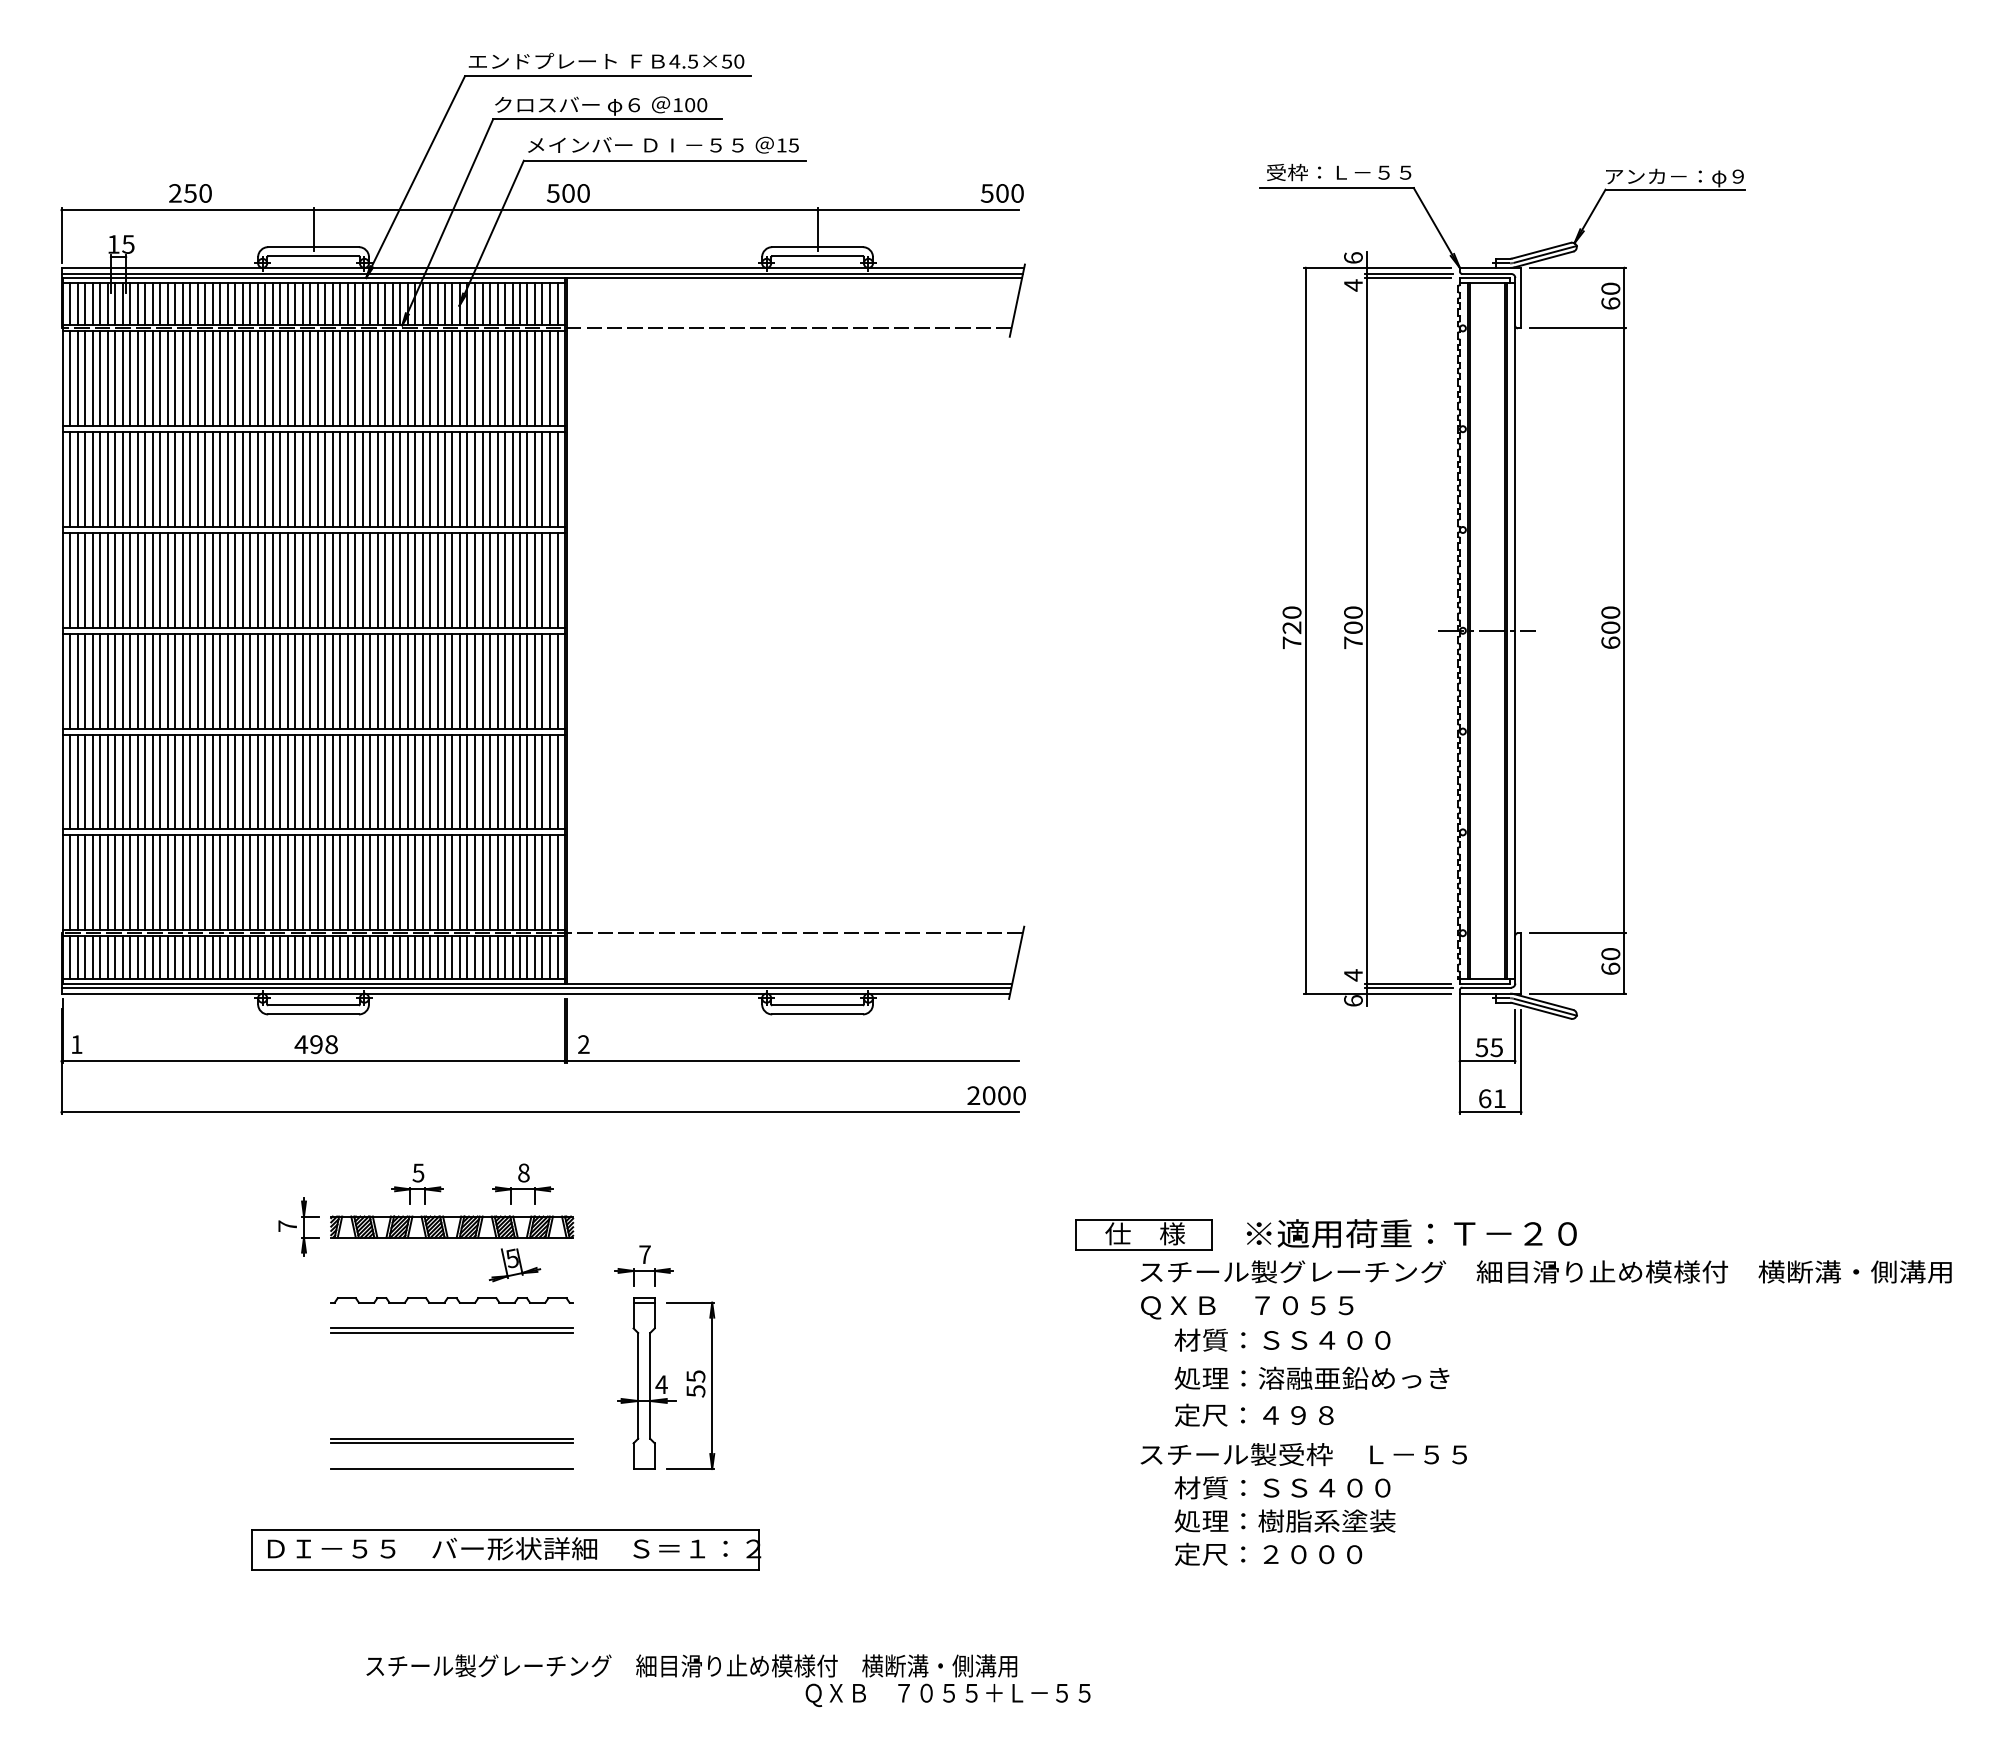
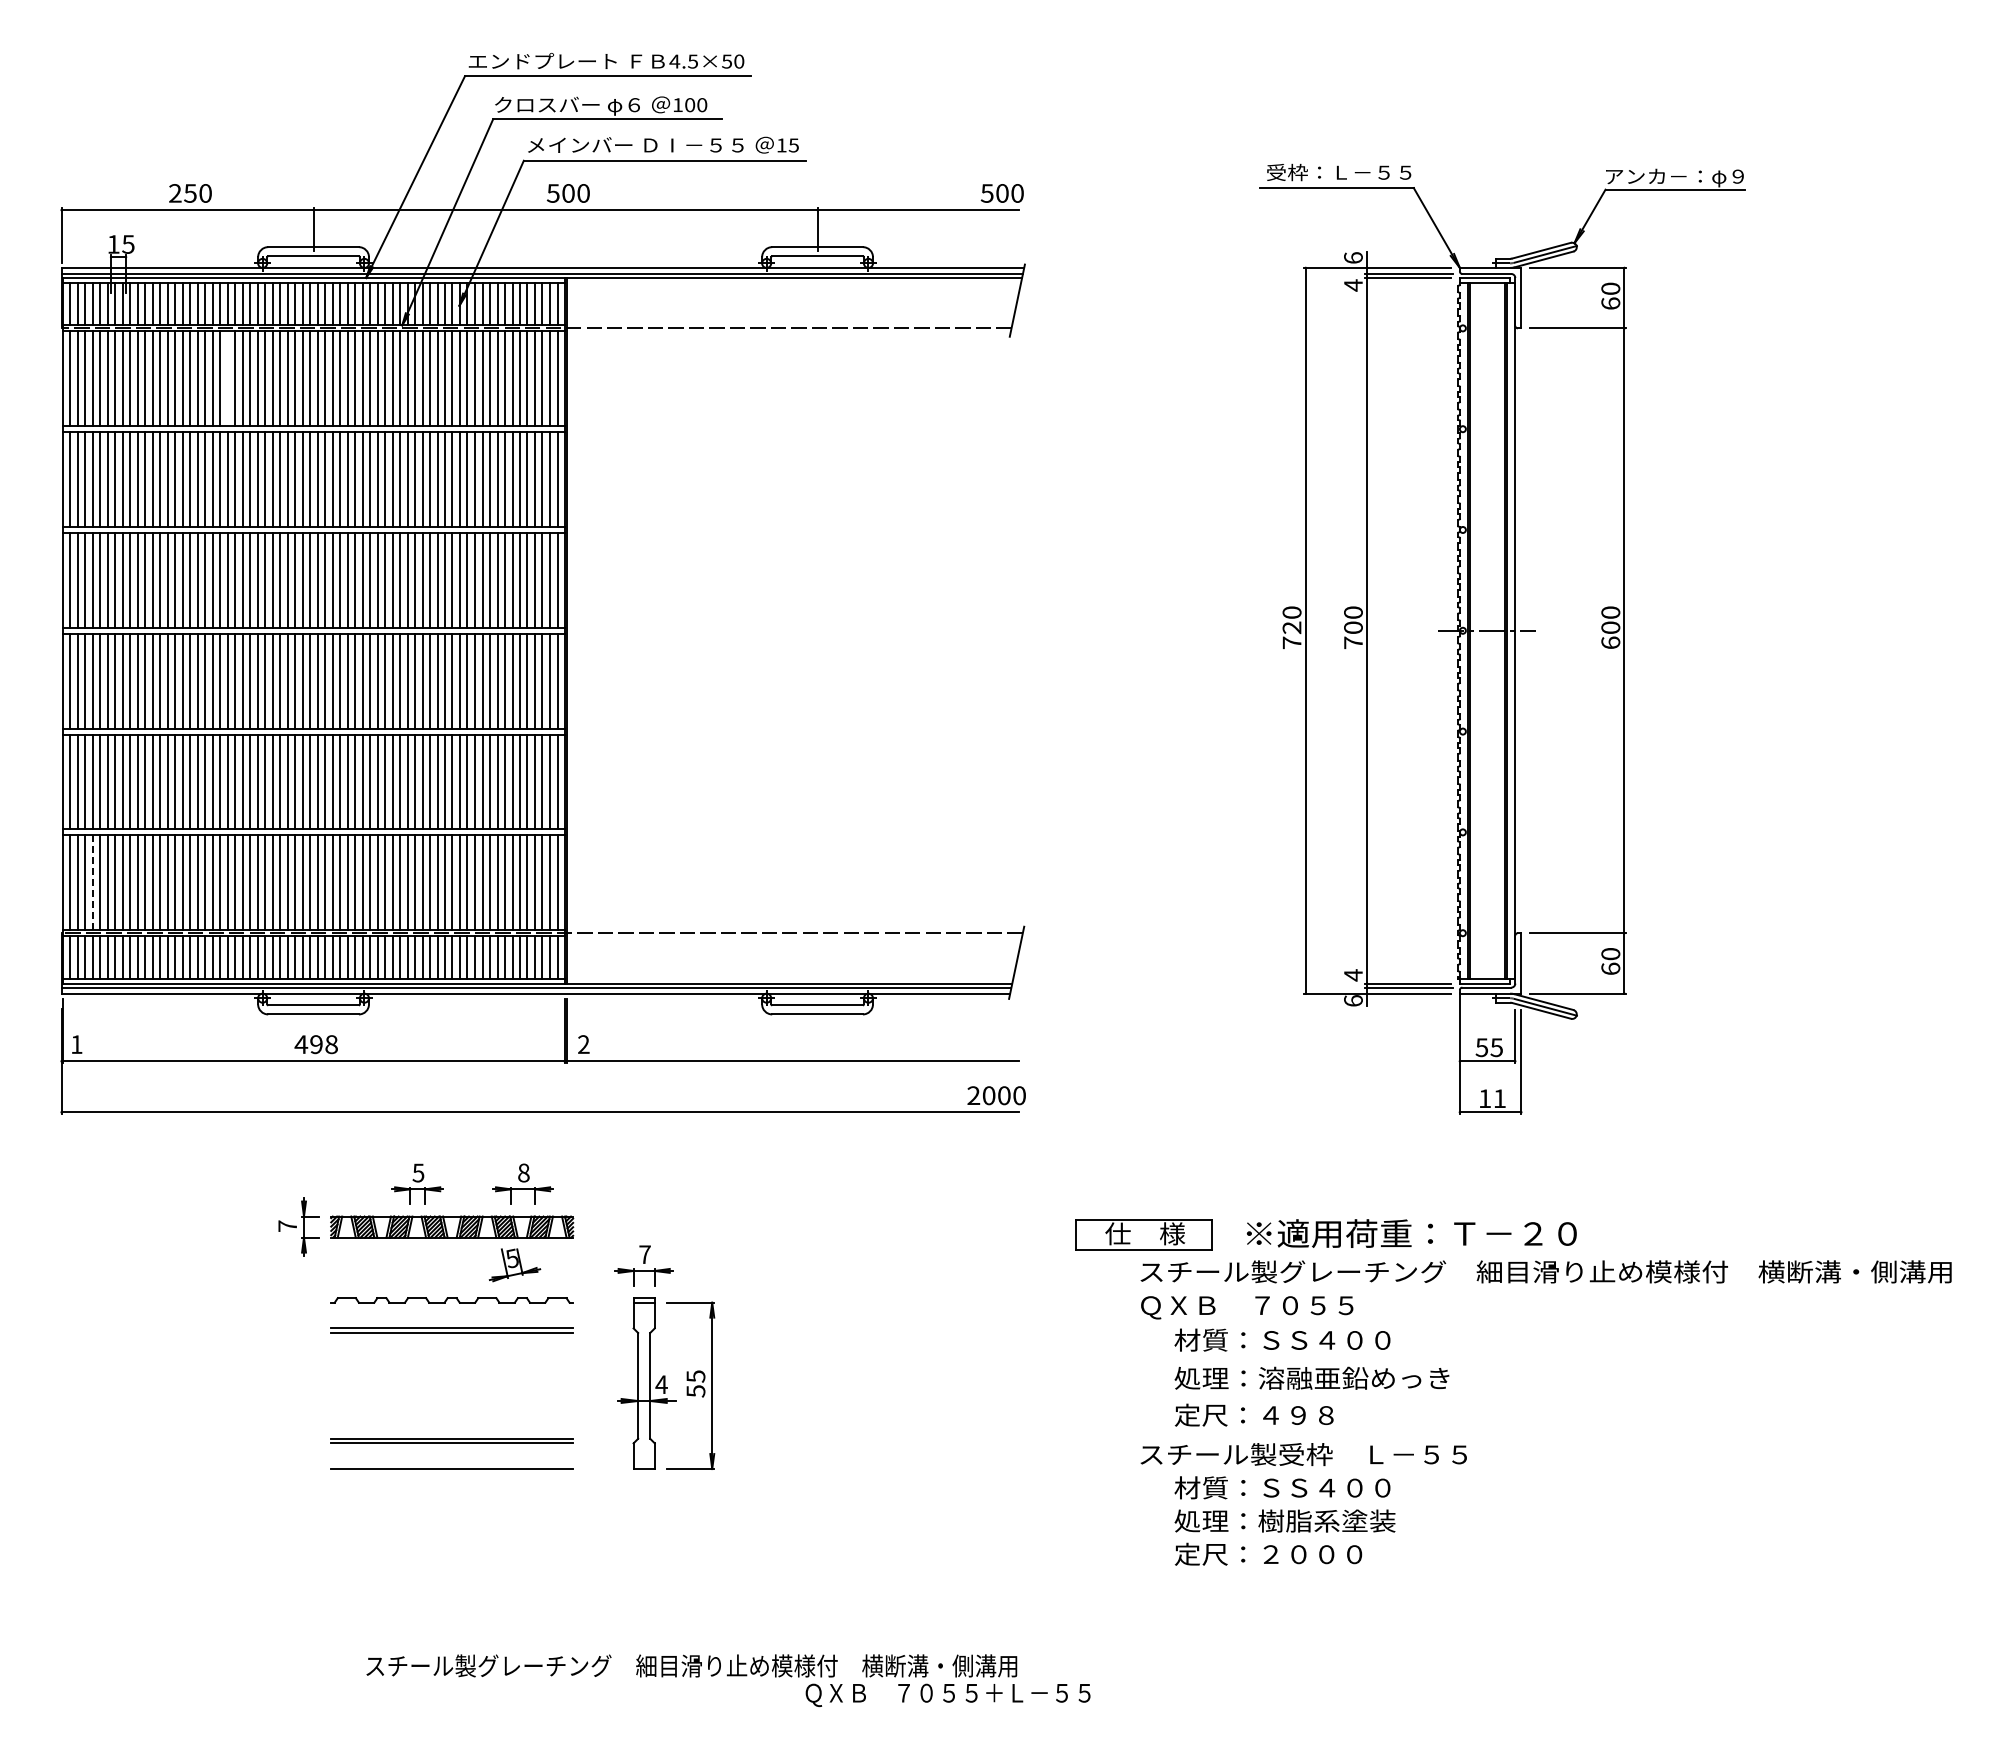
line: present -> none (227, 378)
line: solid -> dashed (92, 882)
text: 61 -> 11 (1485, 1098)
part: present -> none (506, 1549)
